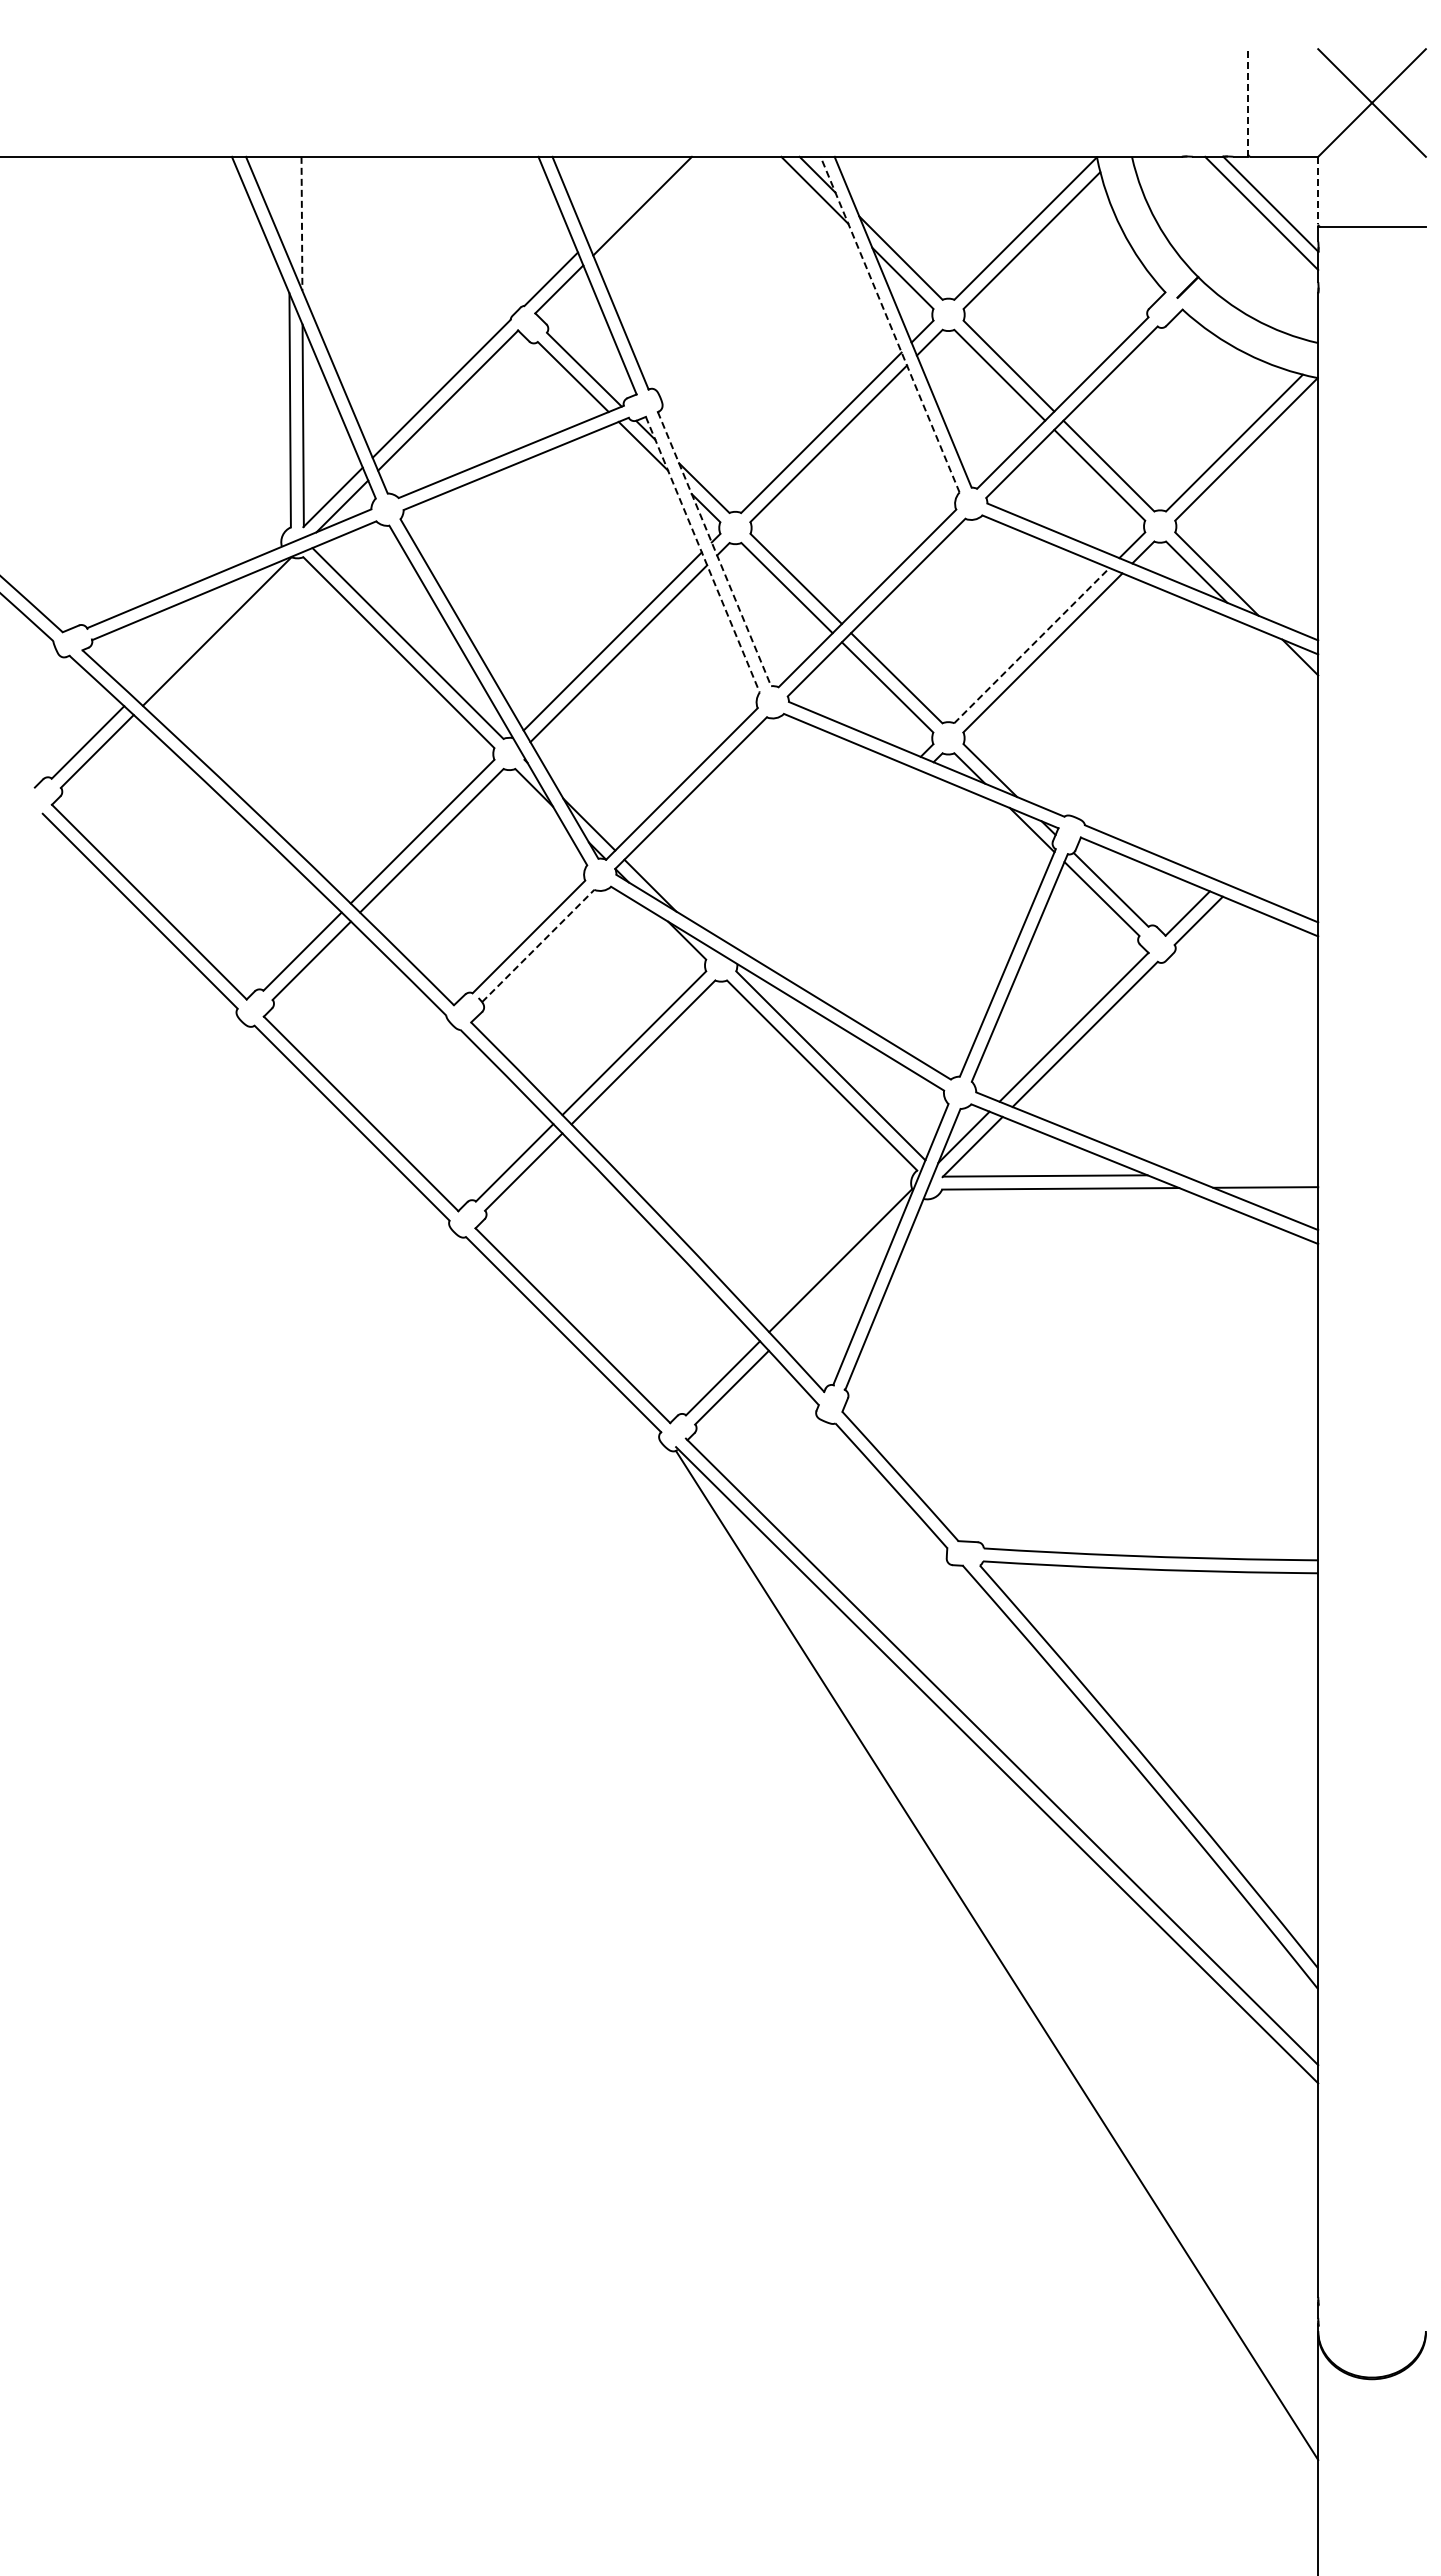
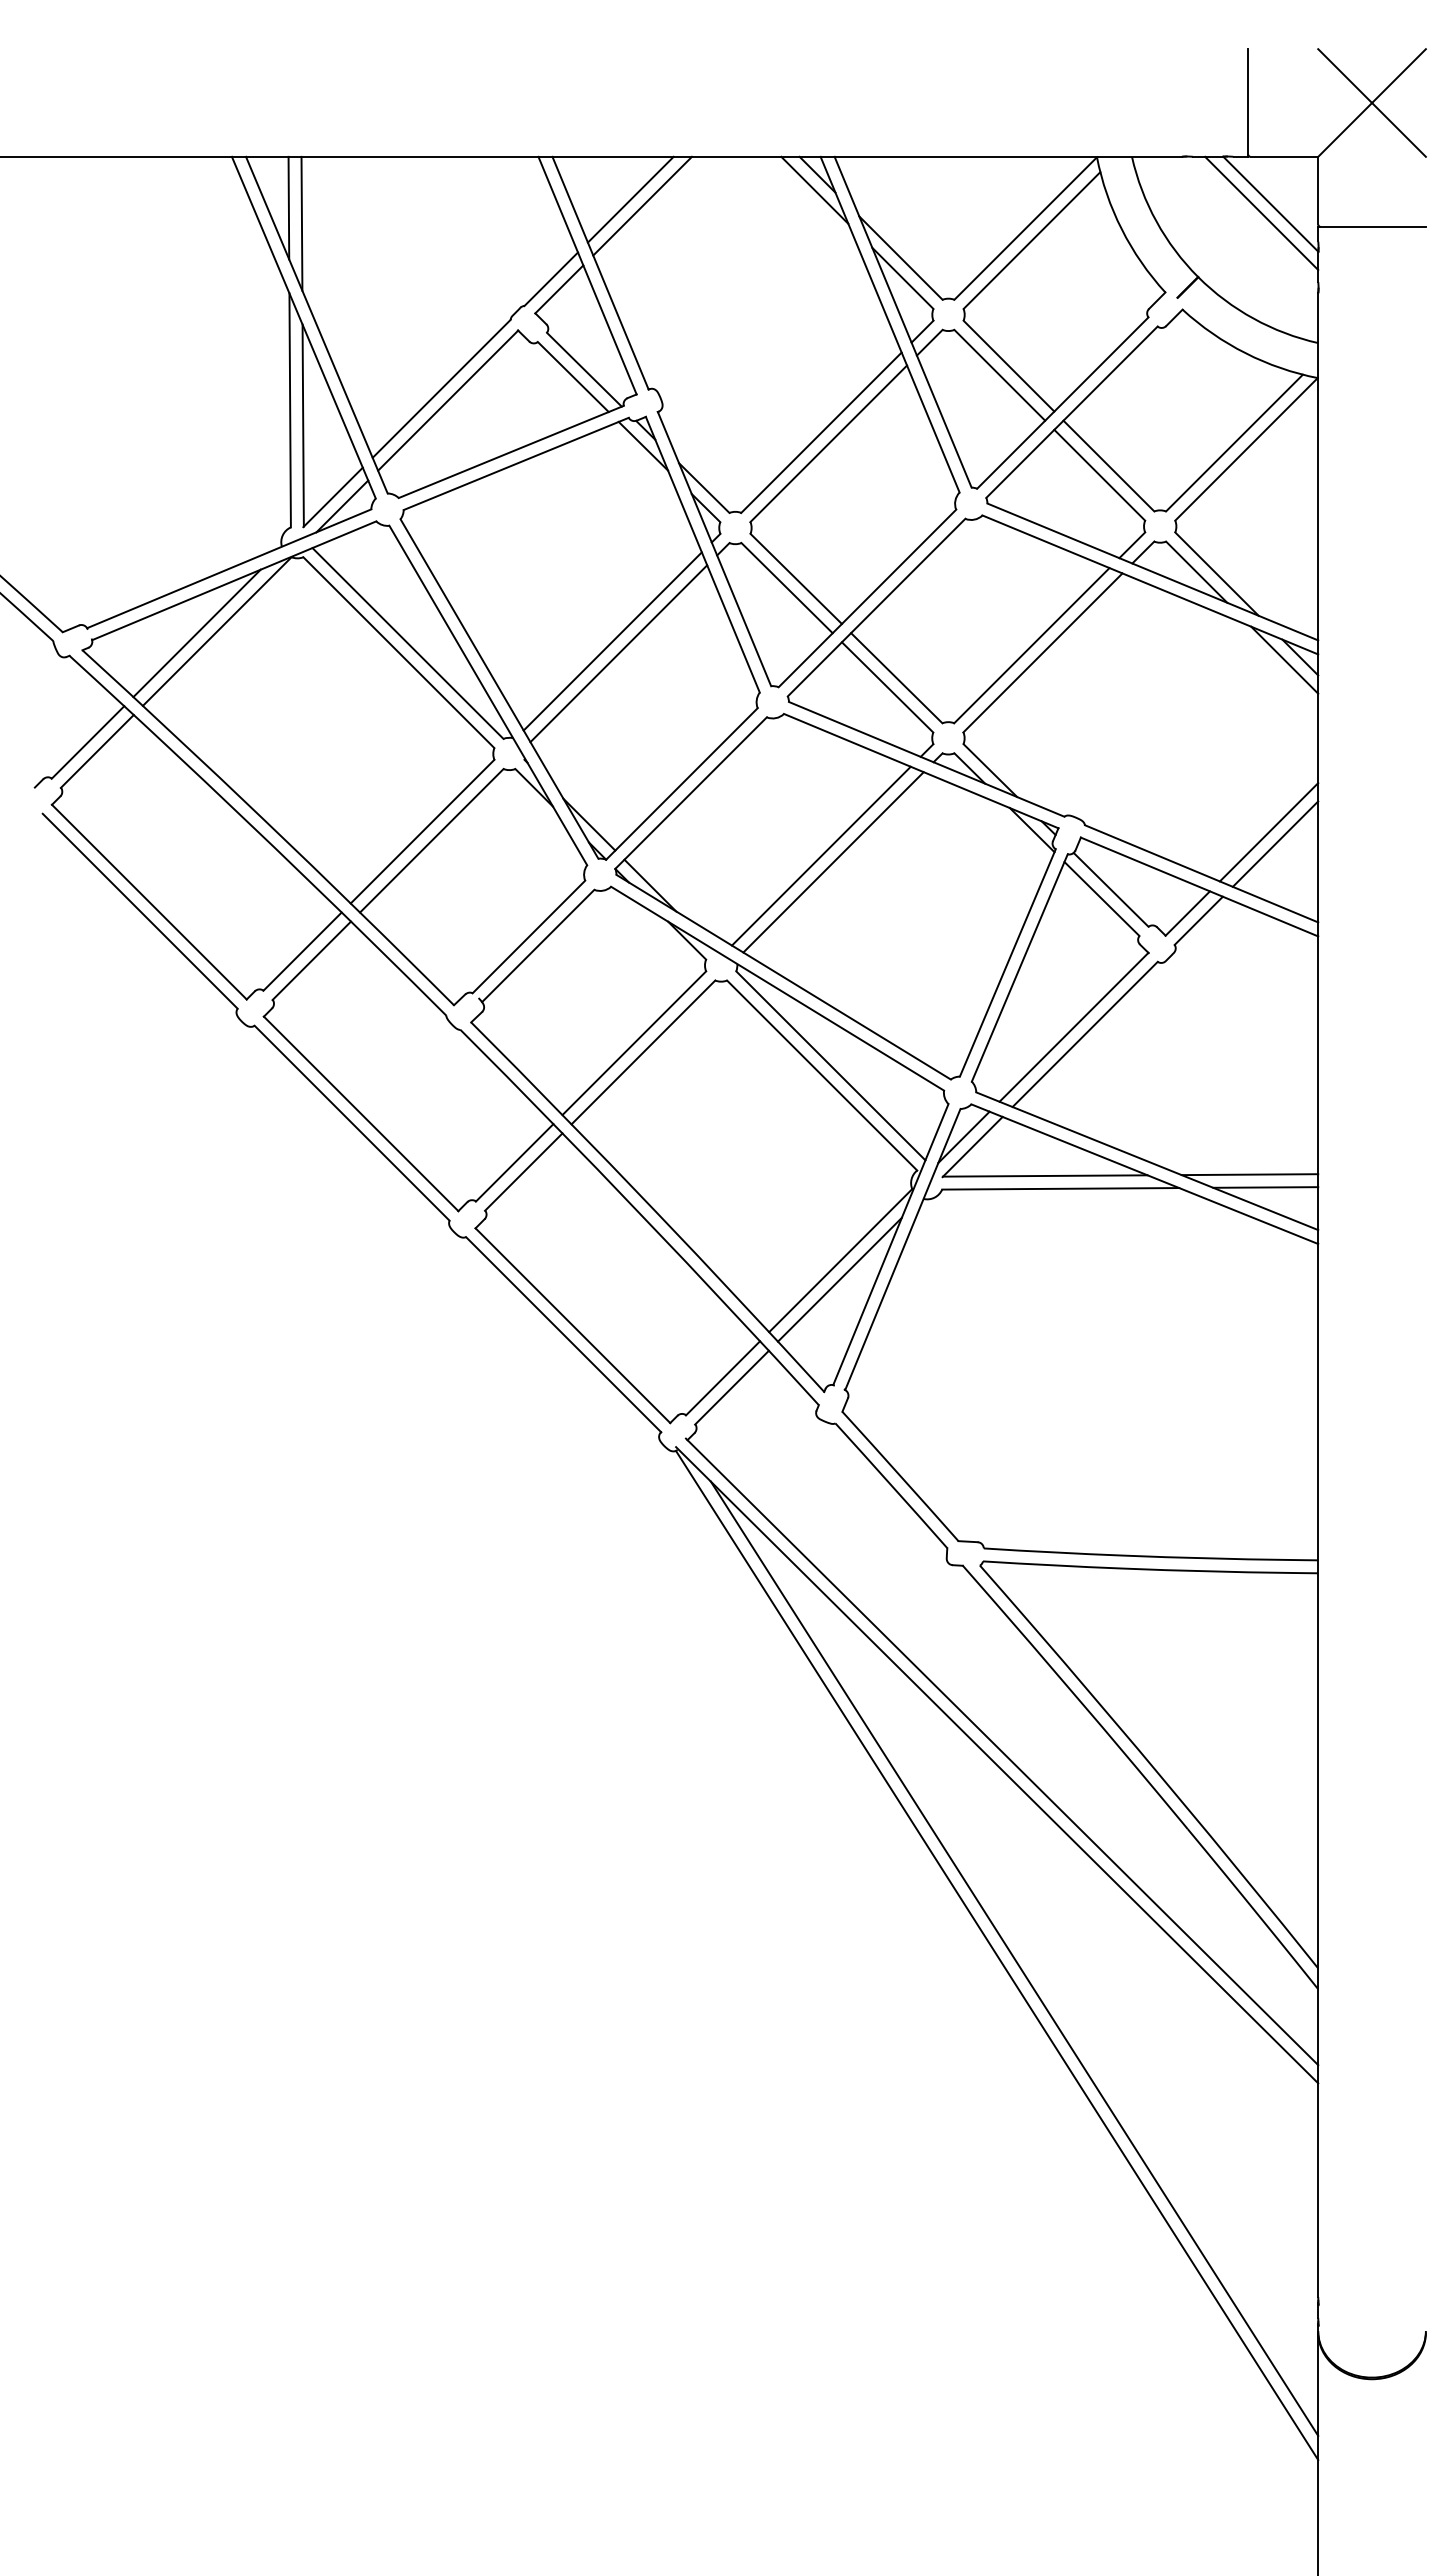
line: dashed -> solid (1248, 103)
line: dashed -> solid (1318, 190)
line: none -> present (630, 199)
line: none -> present (288, 207)
line: dashed -> solid (301, 223)
line: dashed -> solid (890, 324)
line: dashed -> solid (714, 549)
line: dashed -> solid (703, 555)
line: none -> present (196, 633)
line: dashed -> solid (1031, 645)
line: none -> present (1284, 659)
line: none -> present (1268, 832)
line: none -> present (1275, 843)
line: none -> present (820, 855)
line: none -> present (833, 862)
line: dashed -> solid (538, 945)
line: none -> present (1249, 1174)
line: none -> present (839, 1279)
line: none -> present (1014, 1958)
